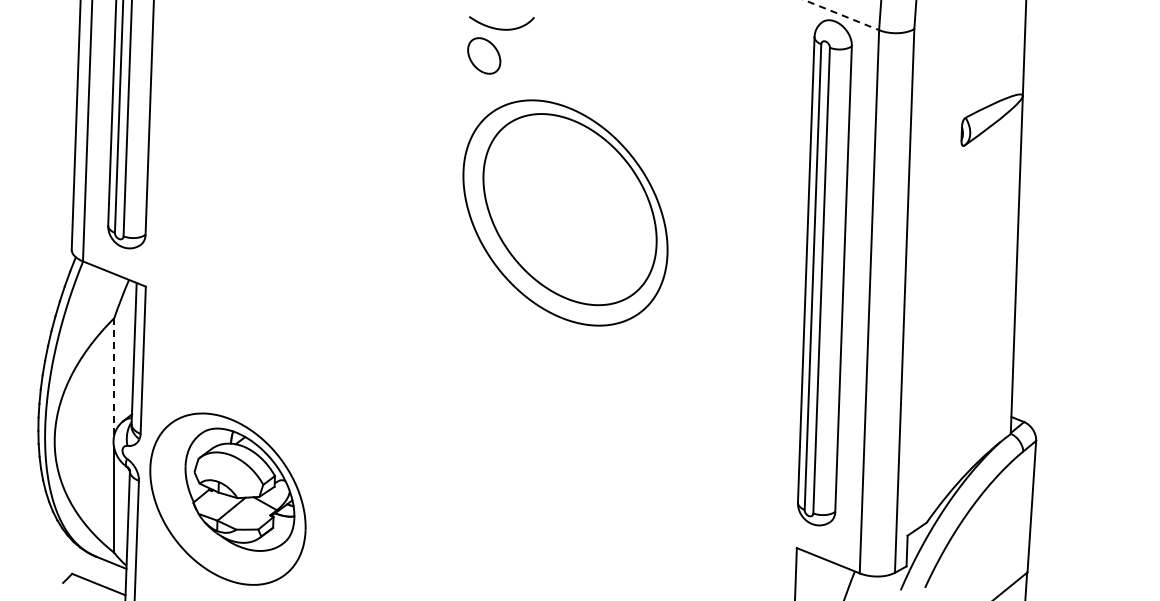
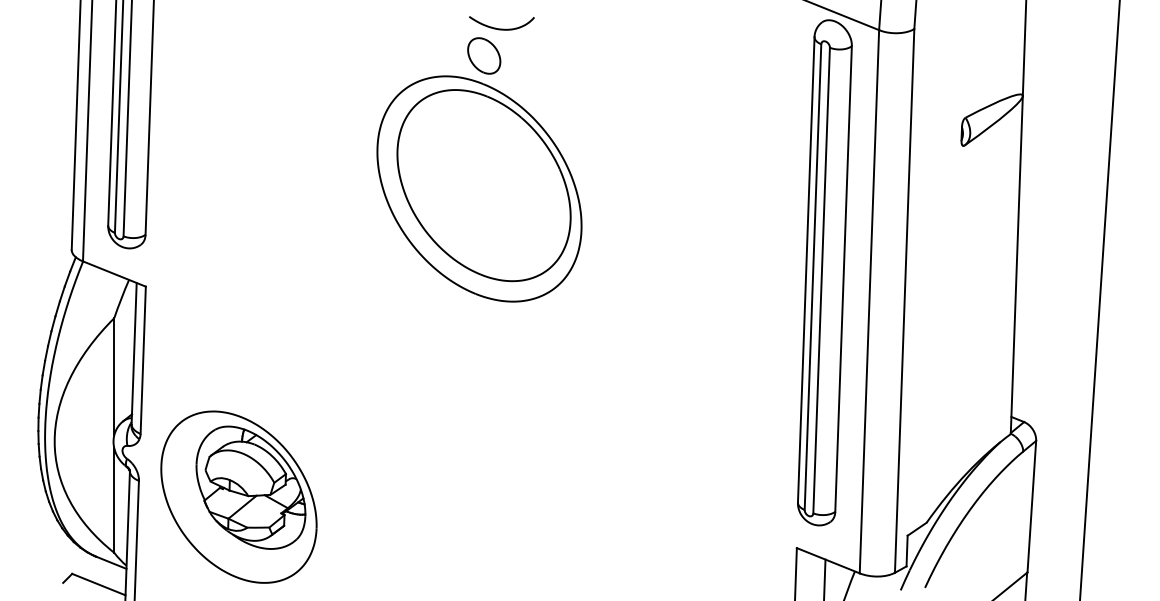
line: dashed -> solid (842, 15)
part position: (565, 212) -> (479, 188) (479, 188)
line: none -> present (1099, 299)
line: dashed -> solid (114, 376)
part position: (227, 498) -> (238, 496) (238, 496)
line: none -> present (824, 578)
